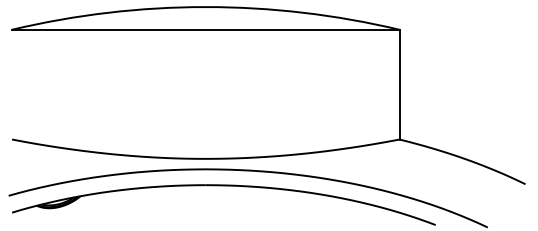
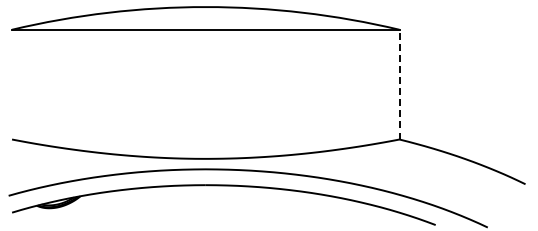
line: solid -> dashed (399, 84)
